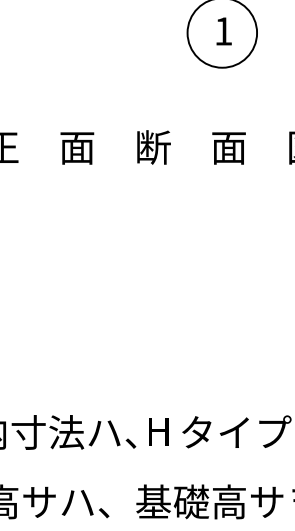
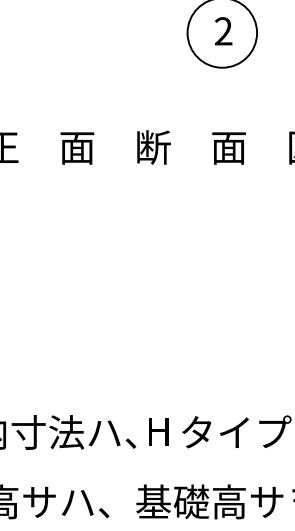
text: 1 -> 2 (223, 31)
